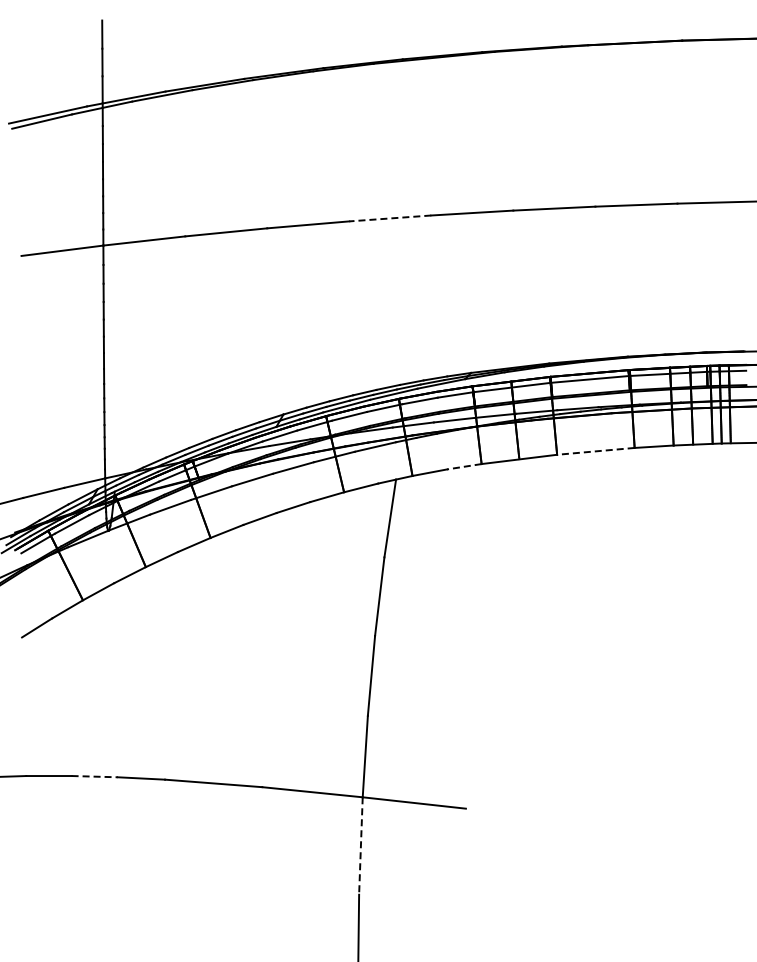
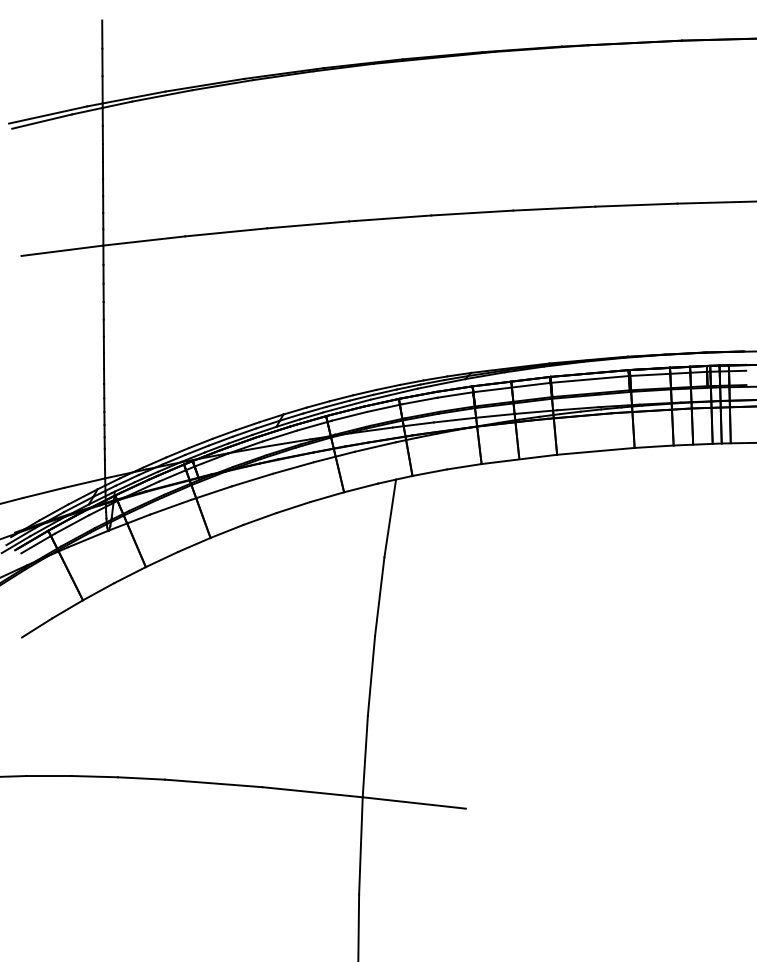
line: dashed -> solid (389, 218)
line: dashed -> solid (595, 451)
line: dashed -> solid (464, 466)
line: dashed -> solid (95, 776)
line: dashed -> solid (360, 846)
